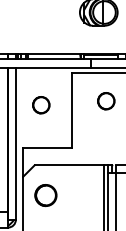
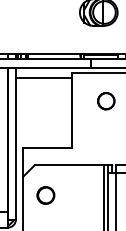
line: none -> present (43, 77)
circle: present -> none (41, 105)
part size: 24x24 px -> 20x19 px (45, 195)
